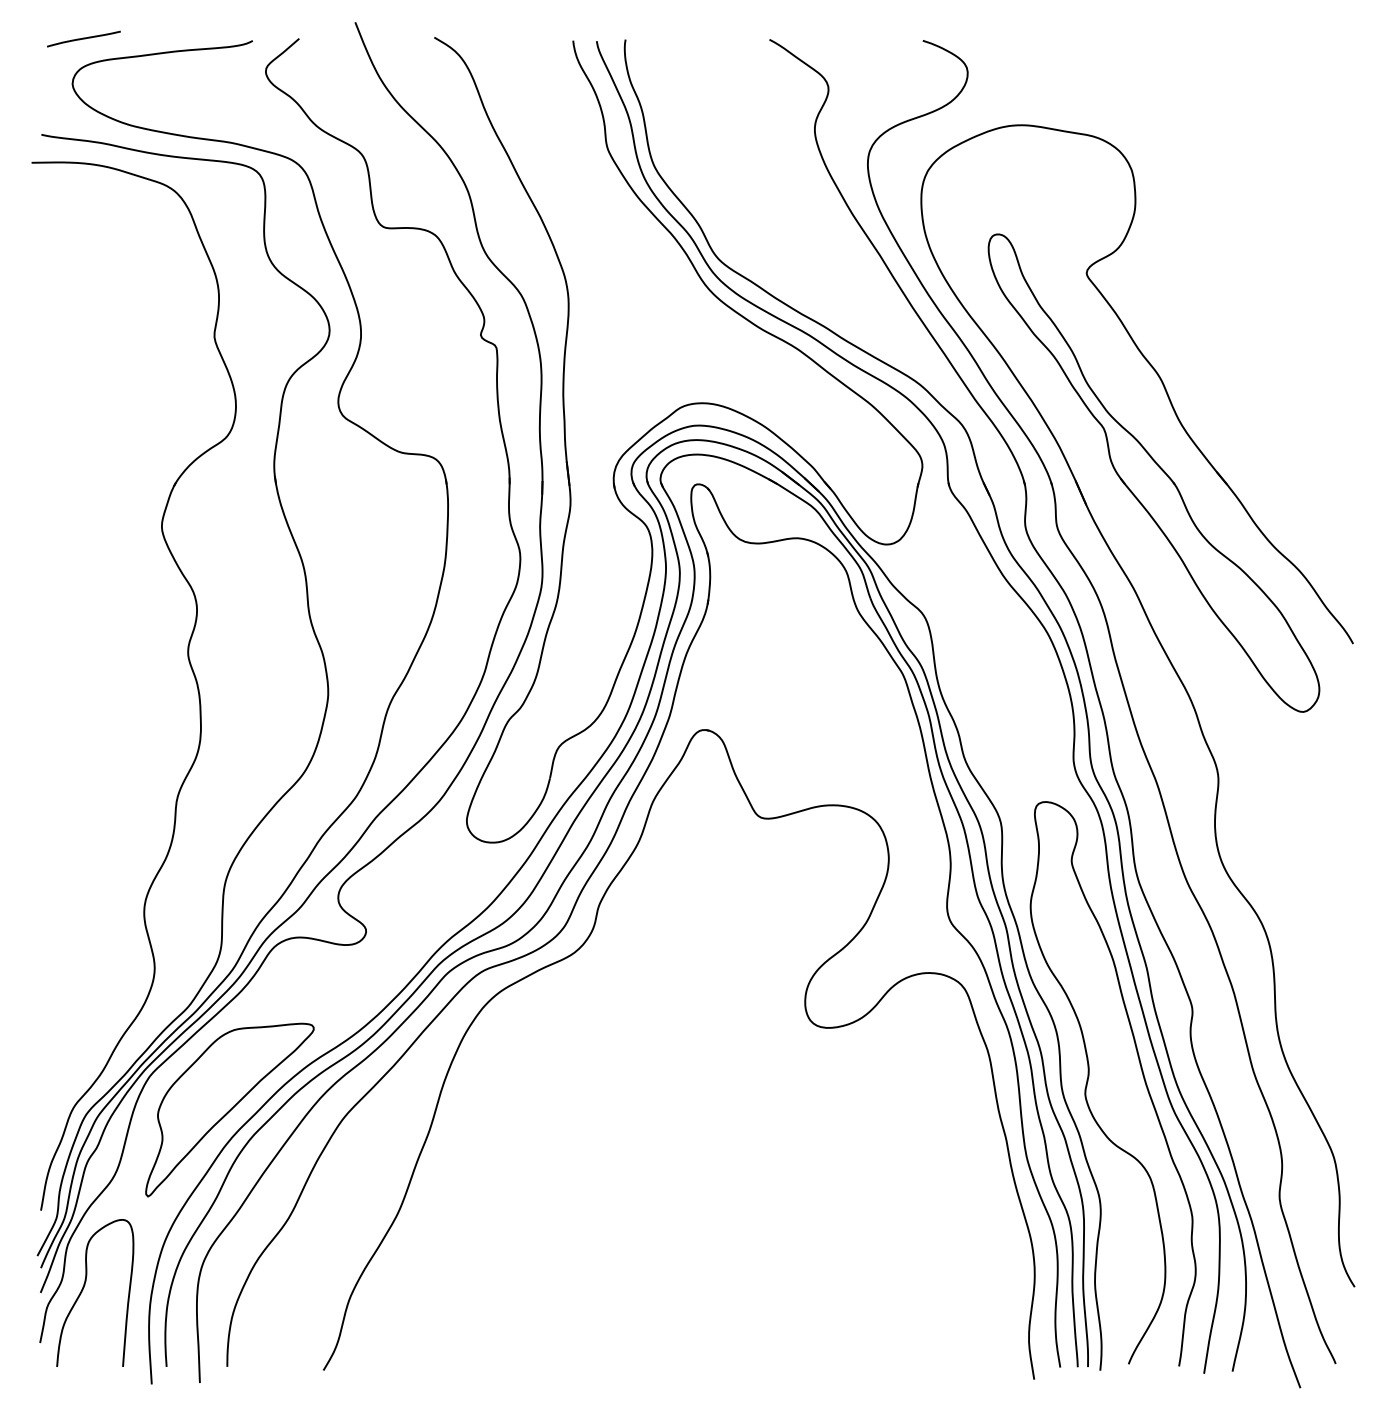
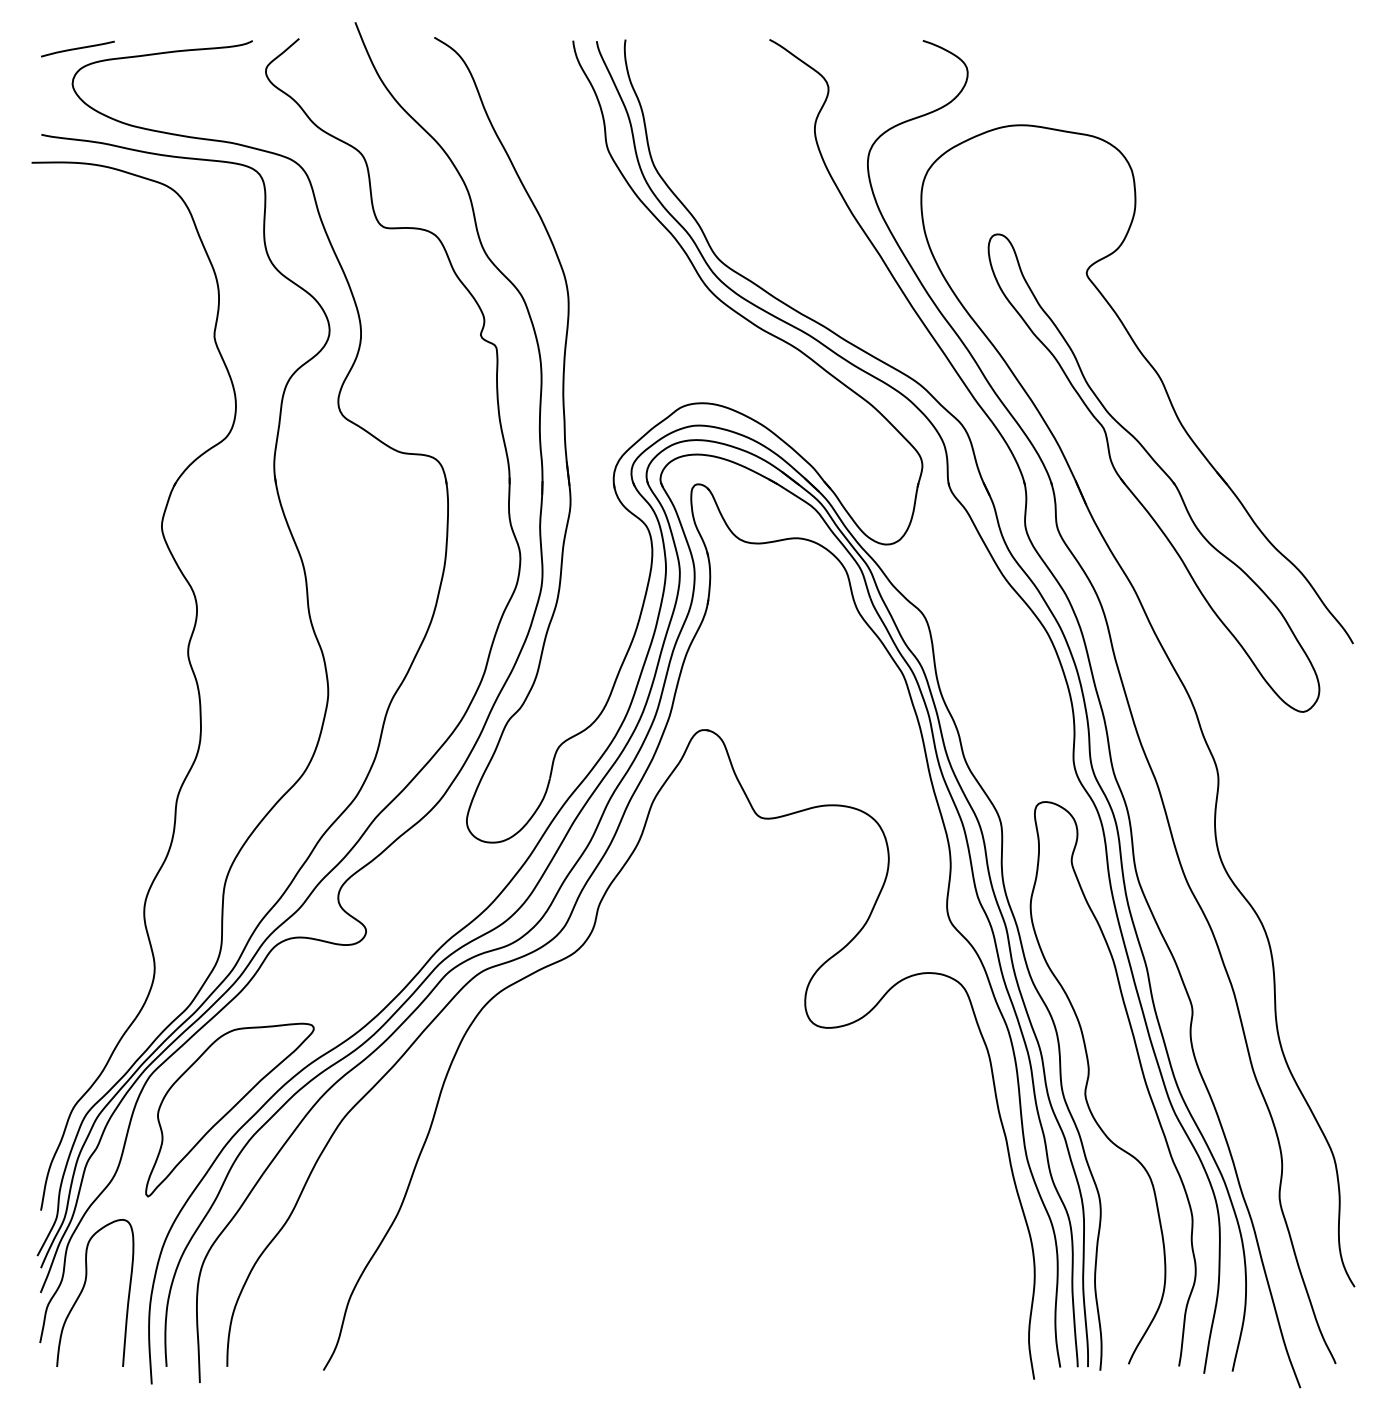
curve position: (83, 38) -> (77, 48) (77, 48)
